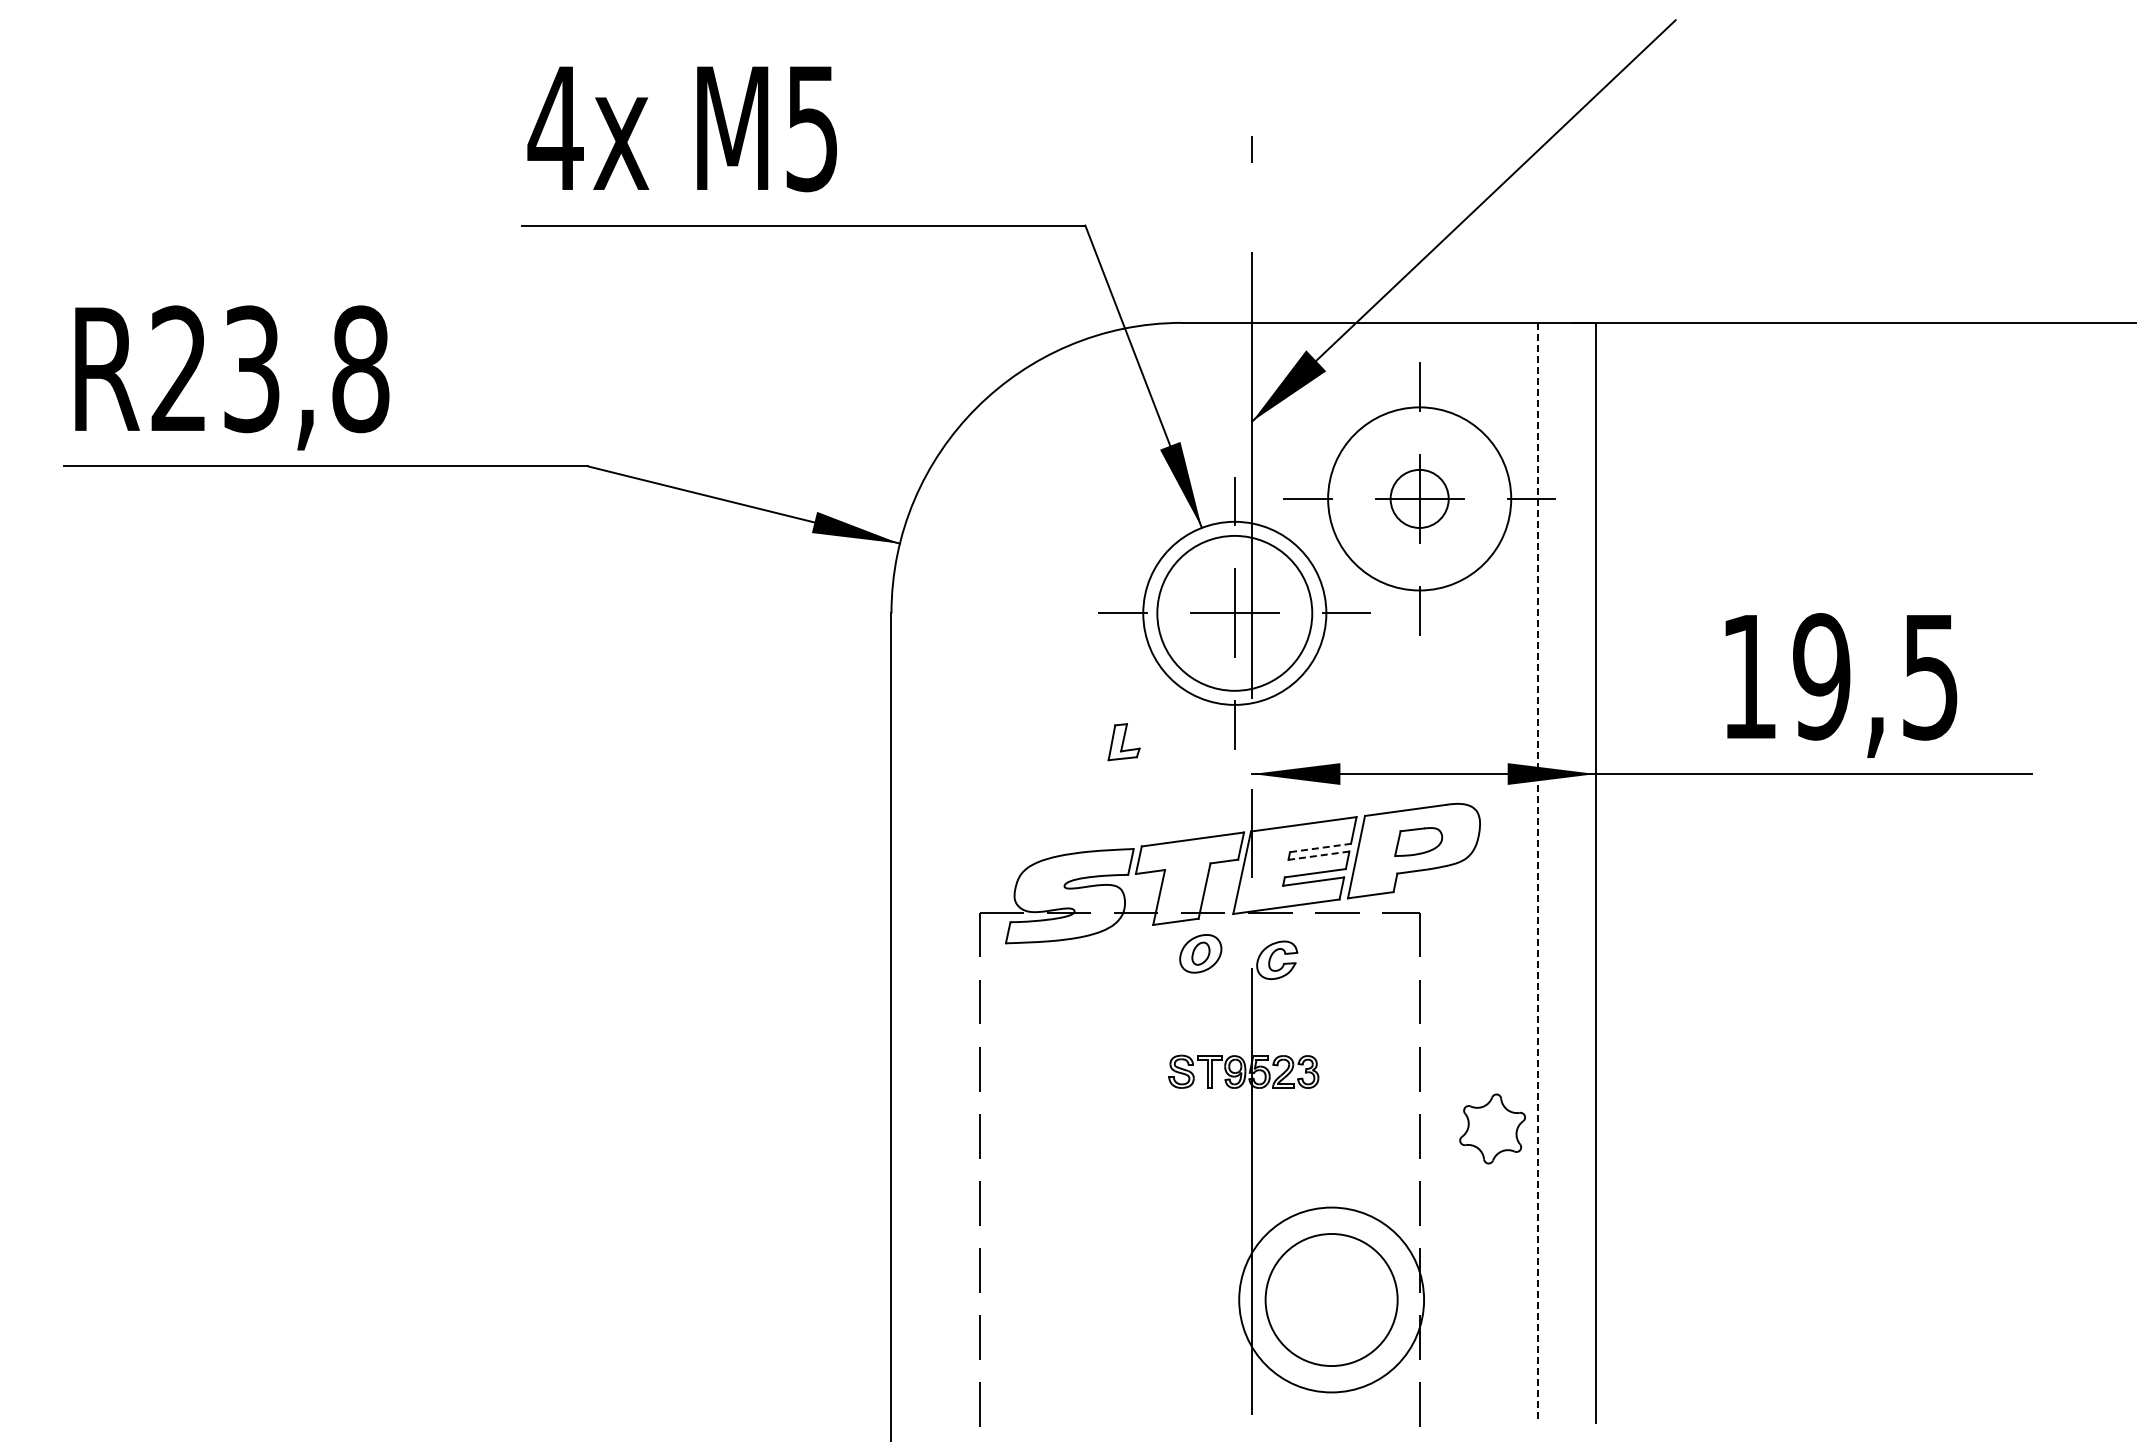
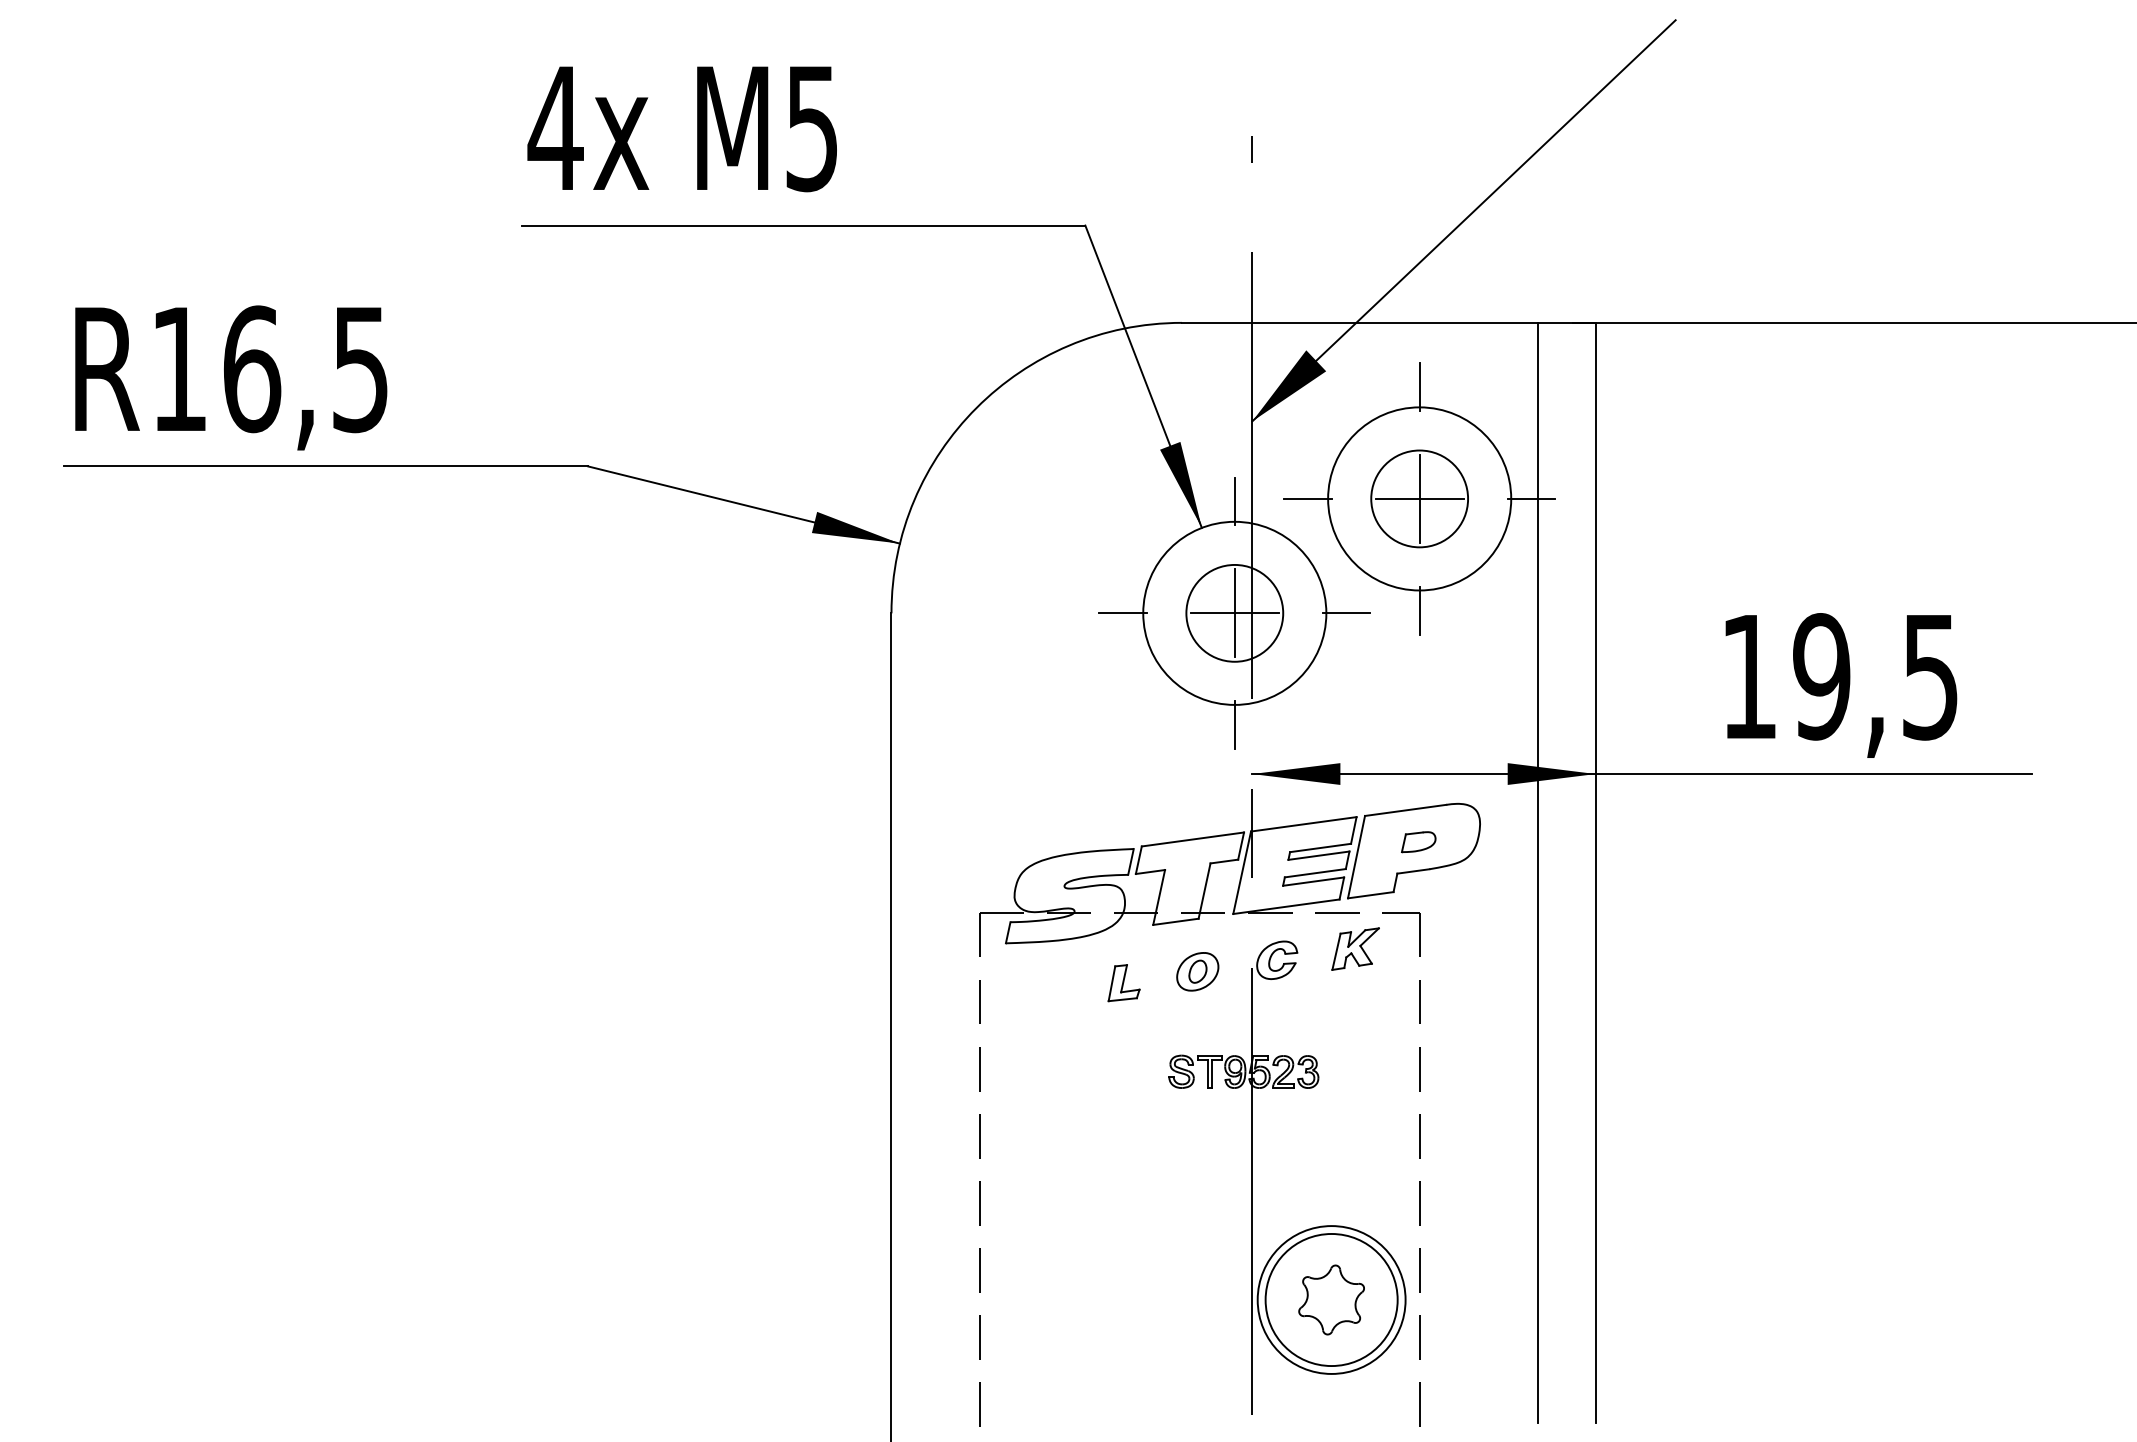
text: R23,8 -> R16,5 (270, 369)
circle diameter: 58 px -> 97 px (1419, 498)
circle diameter: 155 px -> 97 px (1234, 612)
part position: (1123, 742) -> (1123, 983) (1123, 983)
part size: 50x30 px -> 36x23 px (1418, 842)
line: dashed -> solid (1320, 847)
line: dashed -> solid (1318, 855)
line: dashed -> solid (1537, 873)
part: none -> present (1355, 948)
part position: (1200, 953) -> (1197, 971) (1197, 971)
part position: (1492, 1128) -> (1331, 1299) (1331, 1299)
circle diameter: 185 px -> 148 px (1331, 1299)
